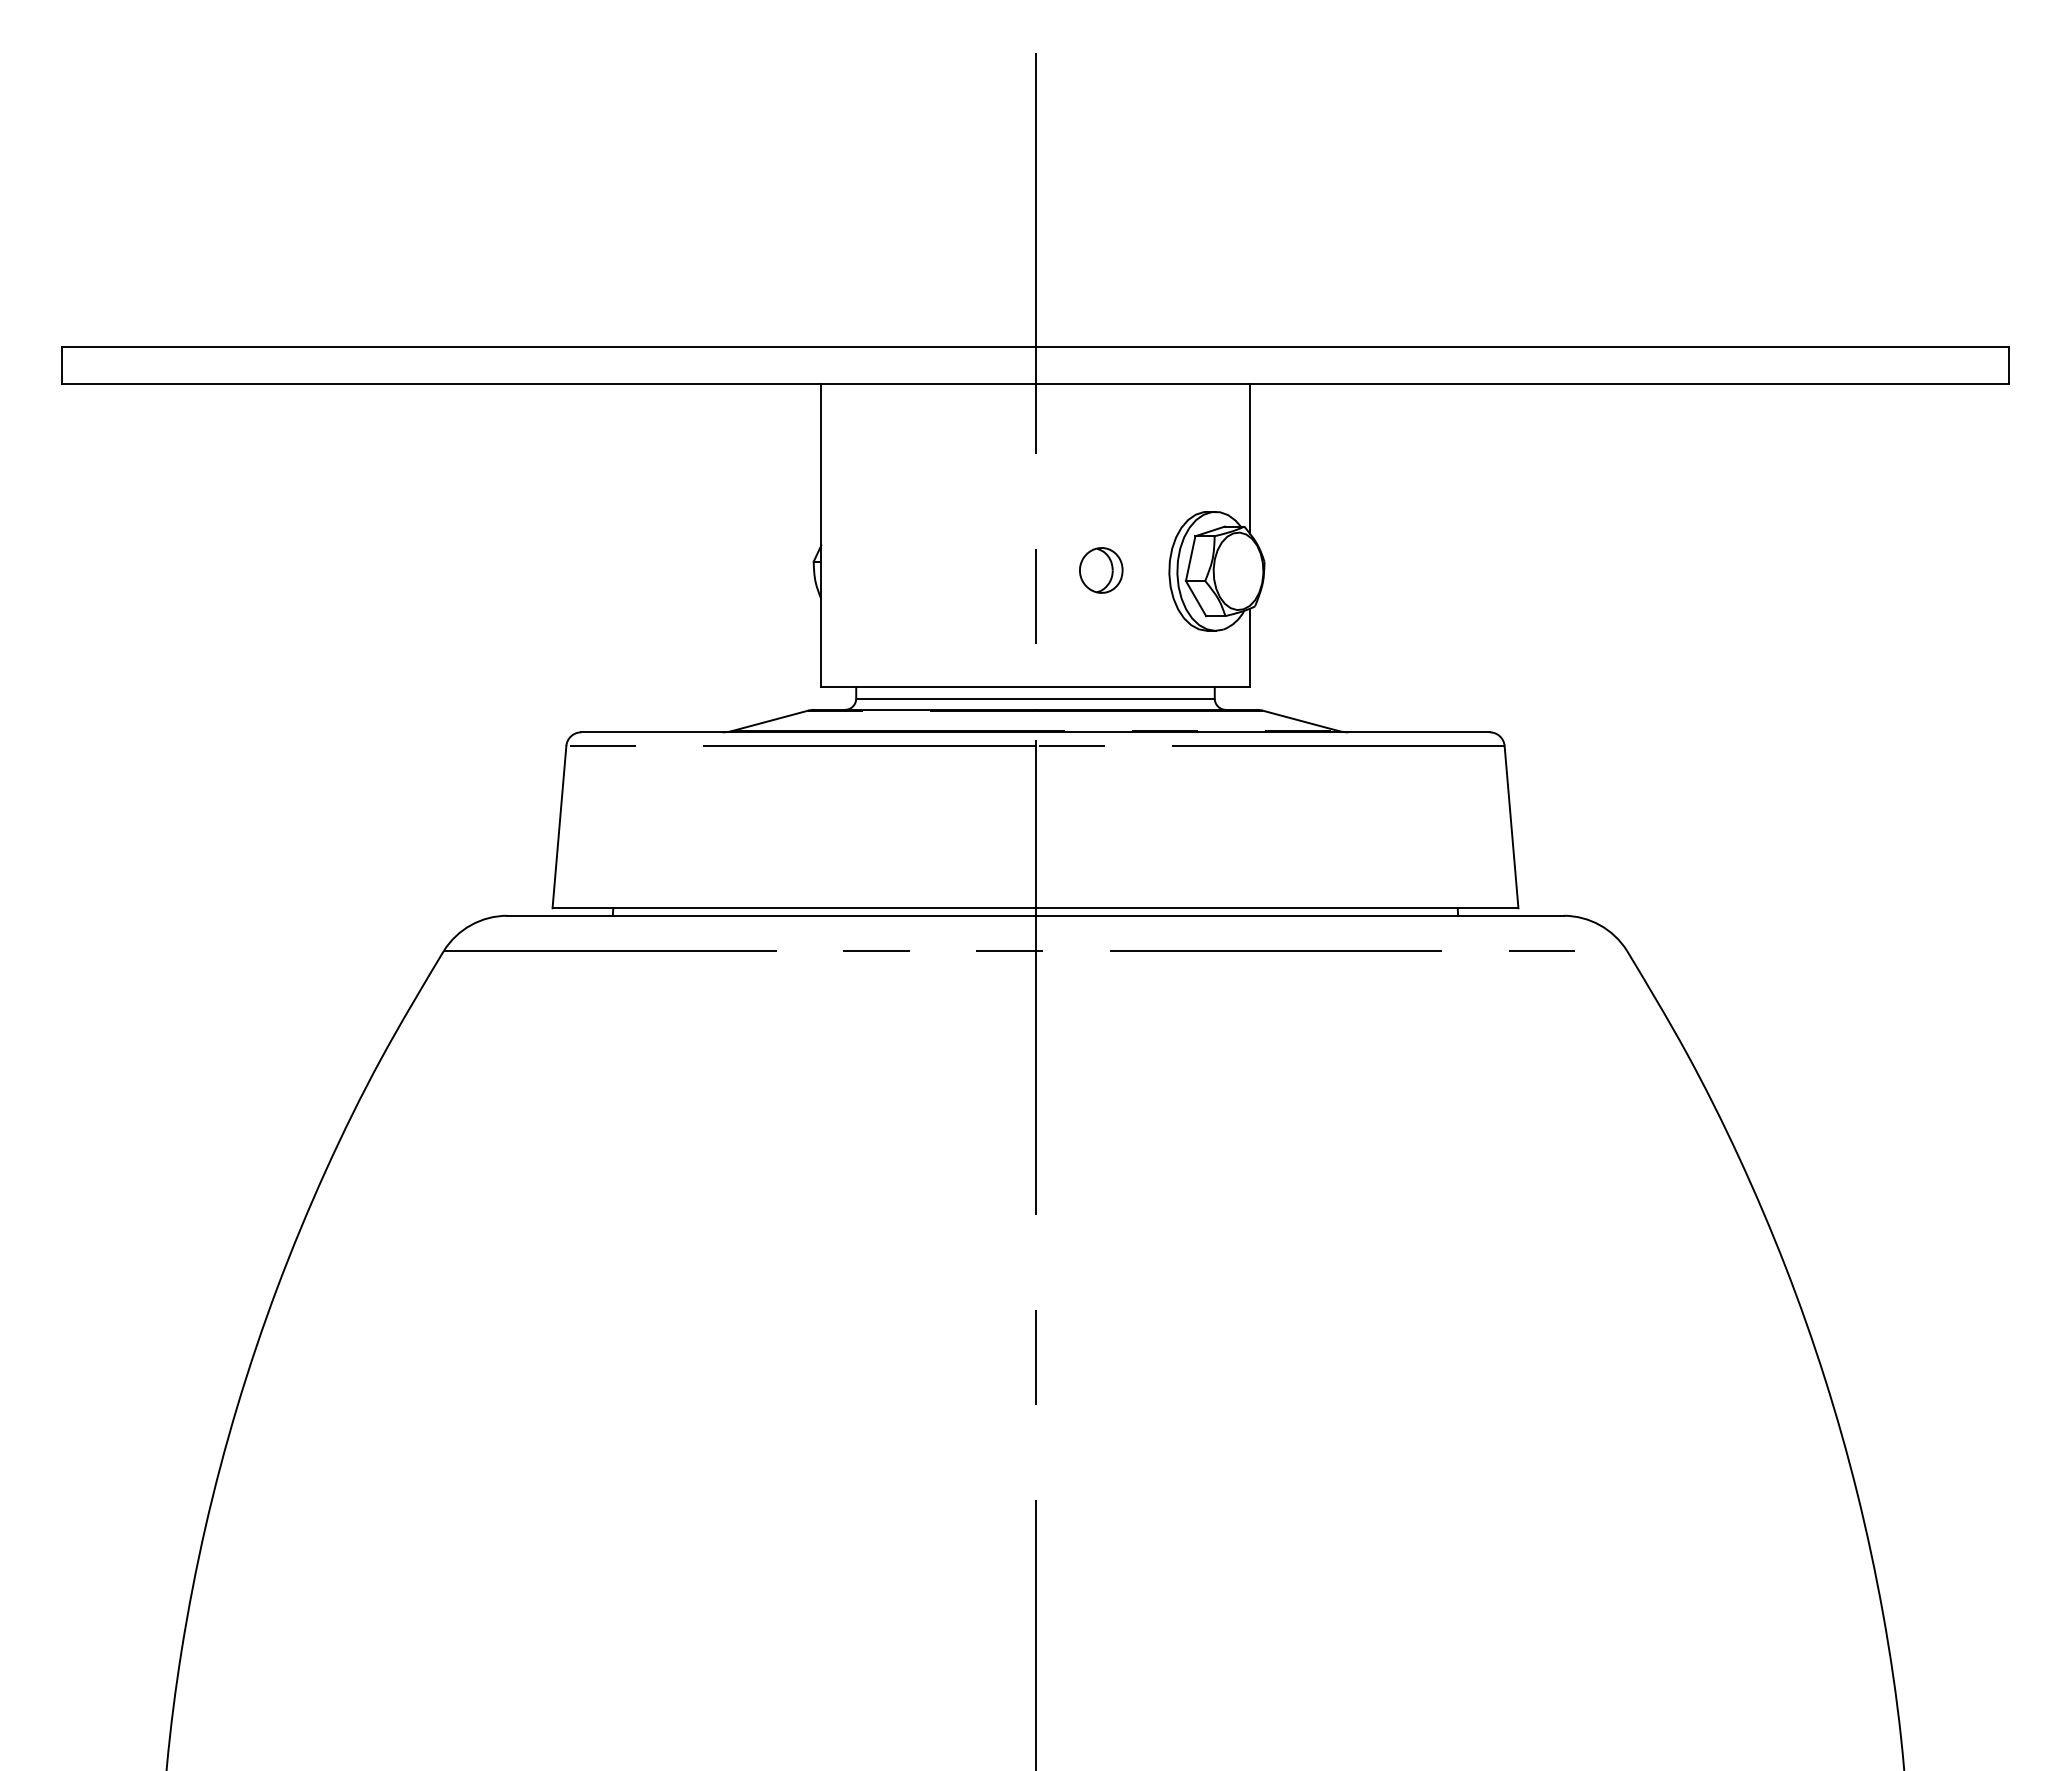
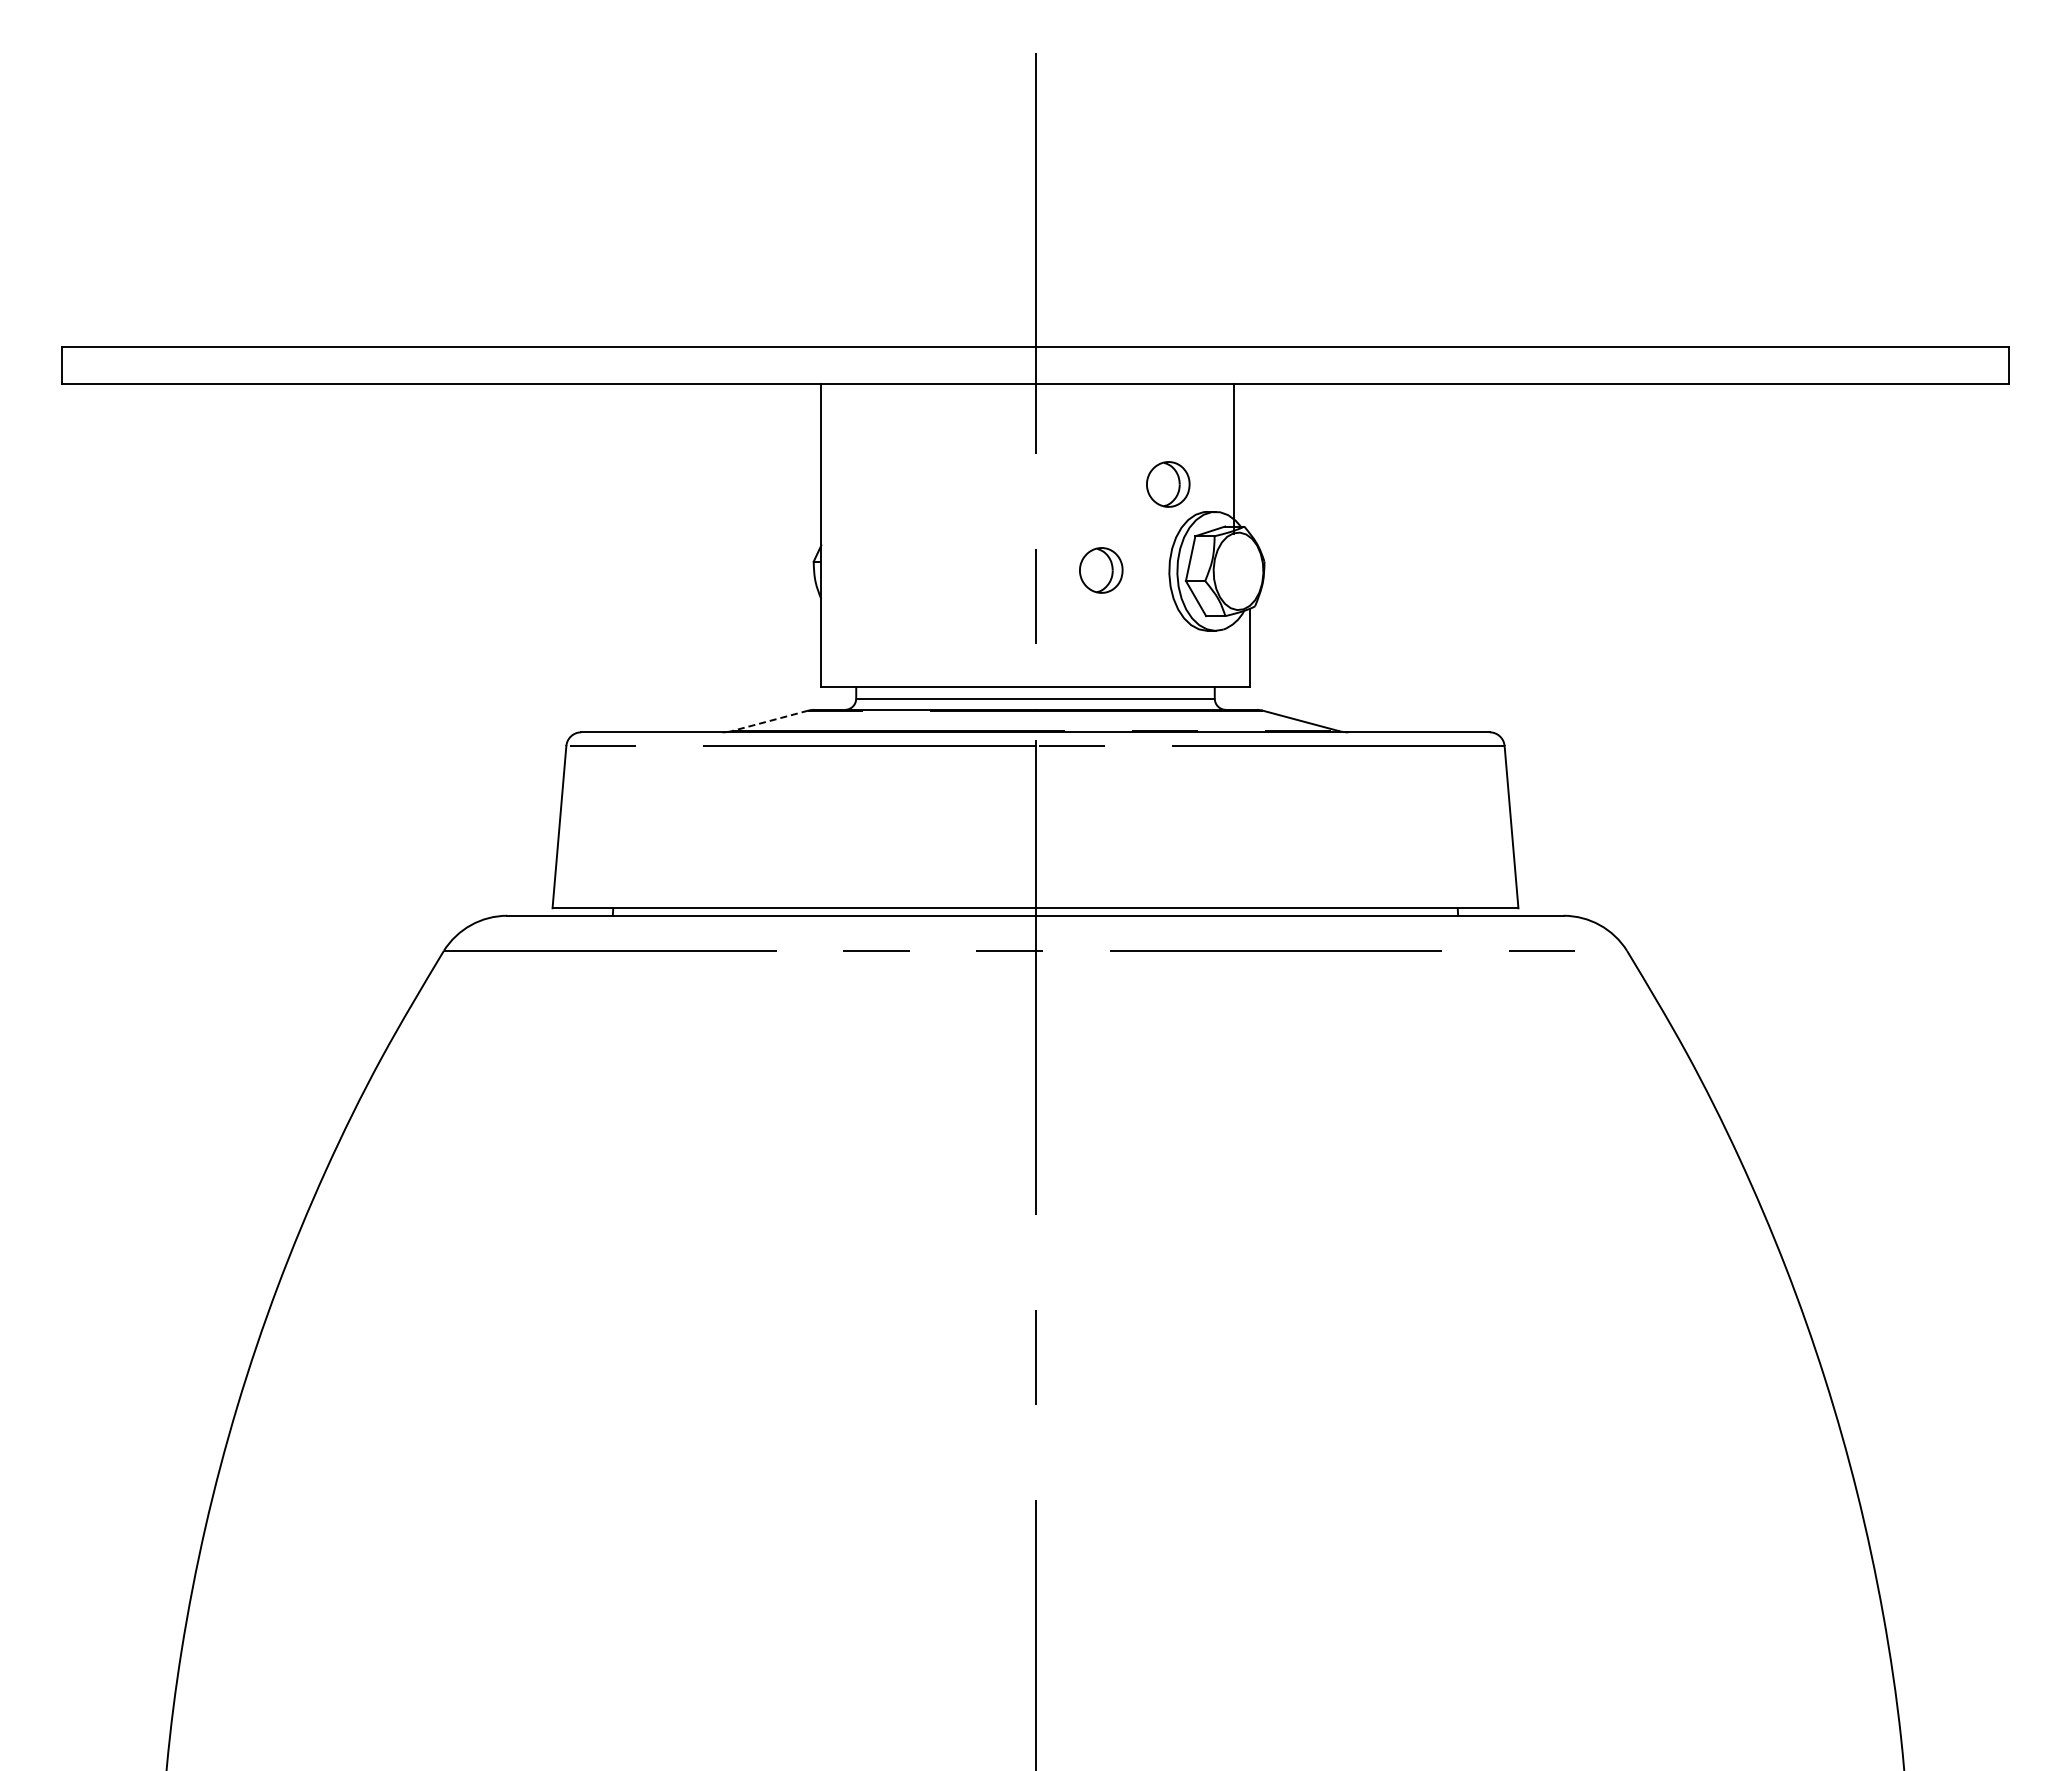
line position: (1249, 458) -> (1233, 458) (1233, 458)
part: none -> present (1168, 484)
line: solid -> dashed (769, 720)
